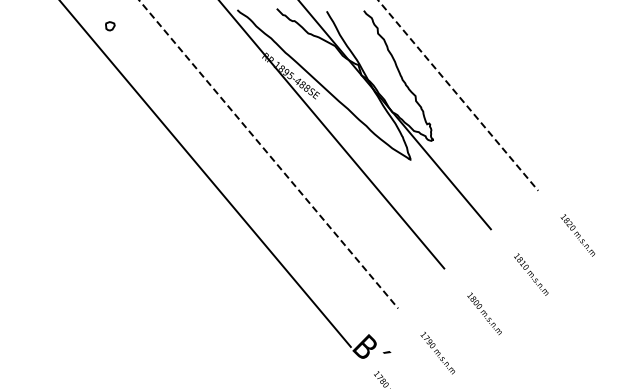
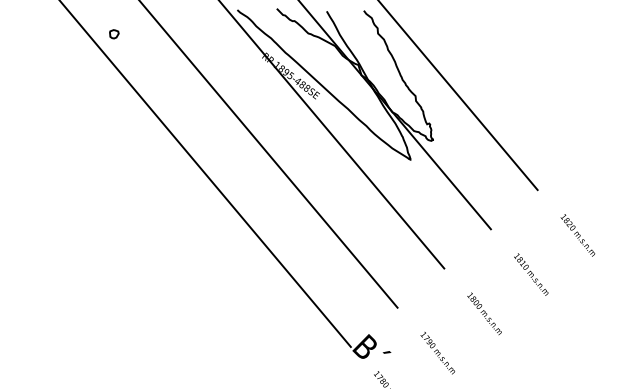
part position: (110, 26) -> (114, 34) (114, 34)
line: dashed -> solid (458, 95)
line: dashed -> solid (268, 154)
